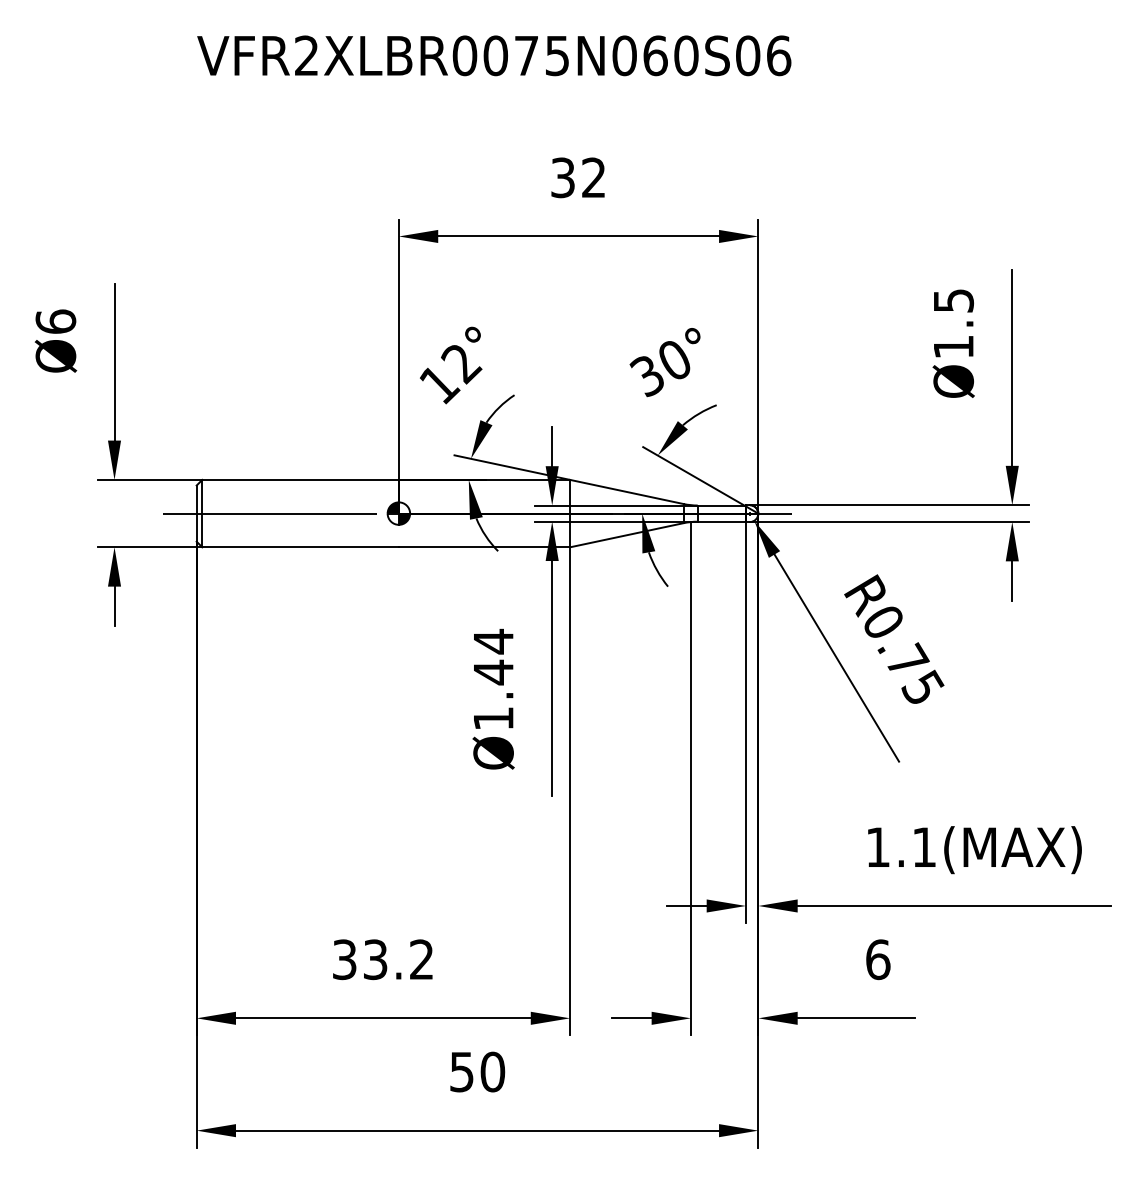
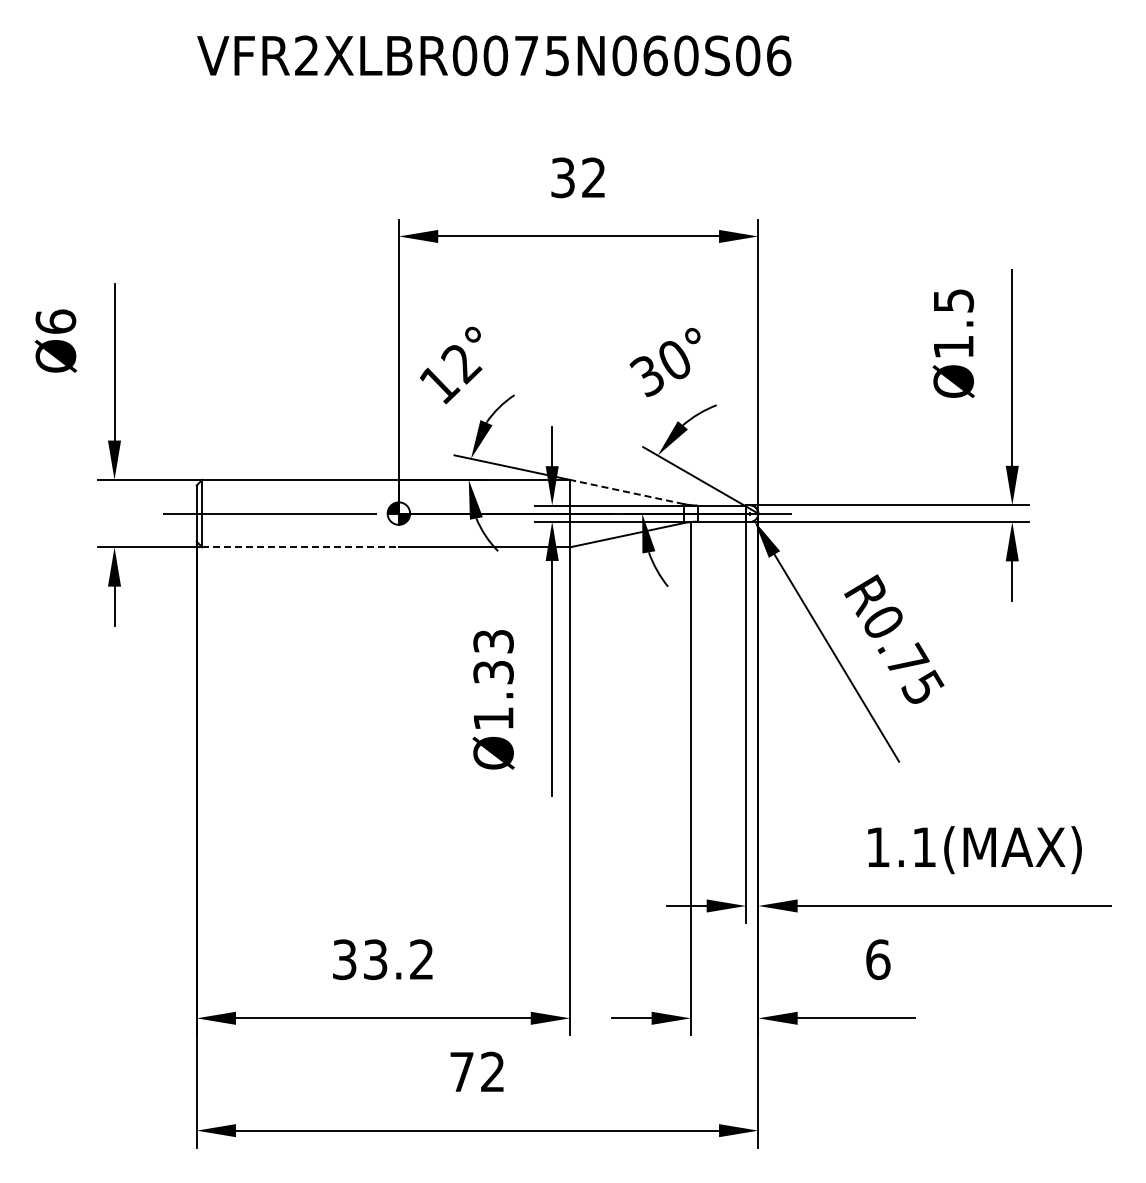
line: solid -> dashed (626, 491)
line: solid -> dashed (301, 547)
text: Ø1.44 -> Ø1.33 (493, 656)
text: 50 -> 72 (477, 1071)
